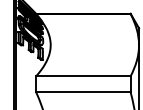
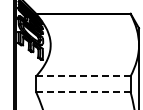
line: solid -> dashed (83, 76)
line: solid -> dashed (82, 92)
